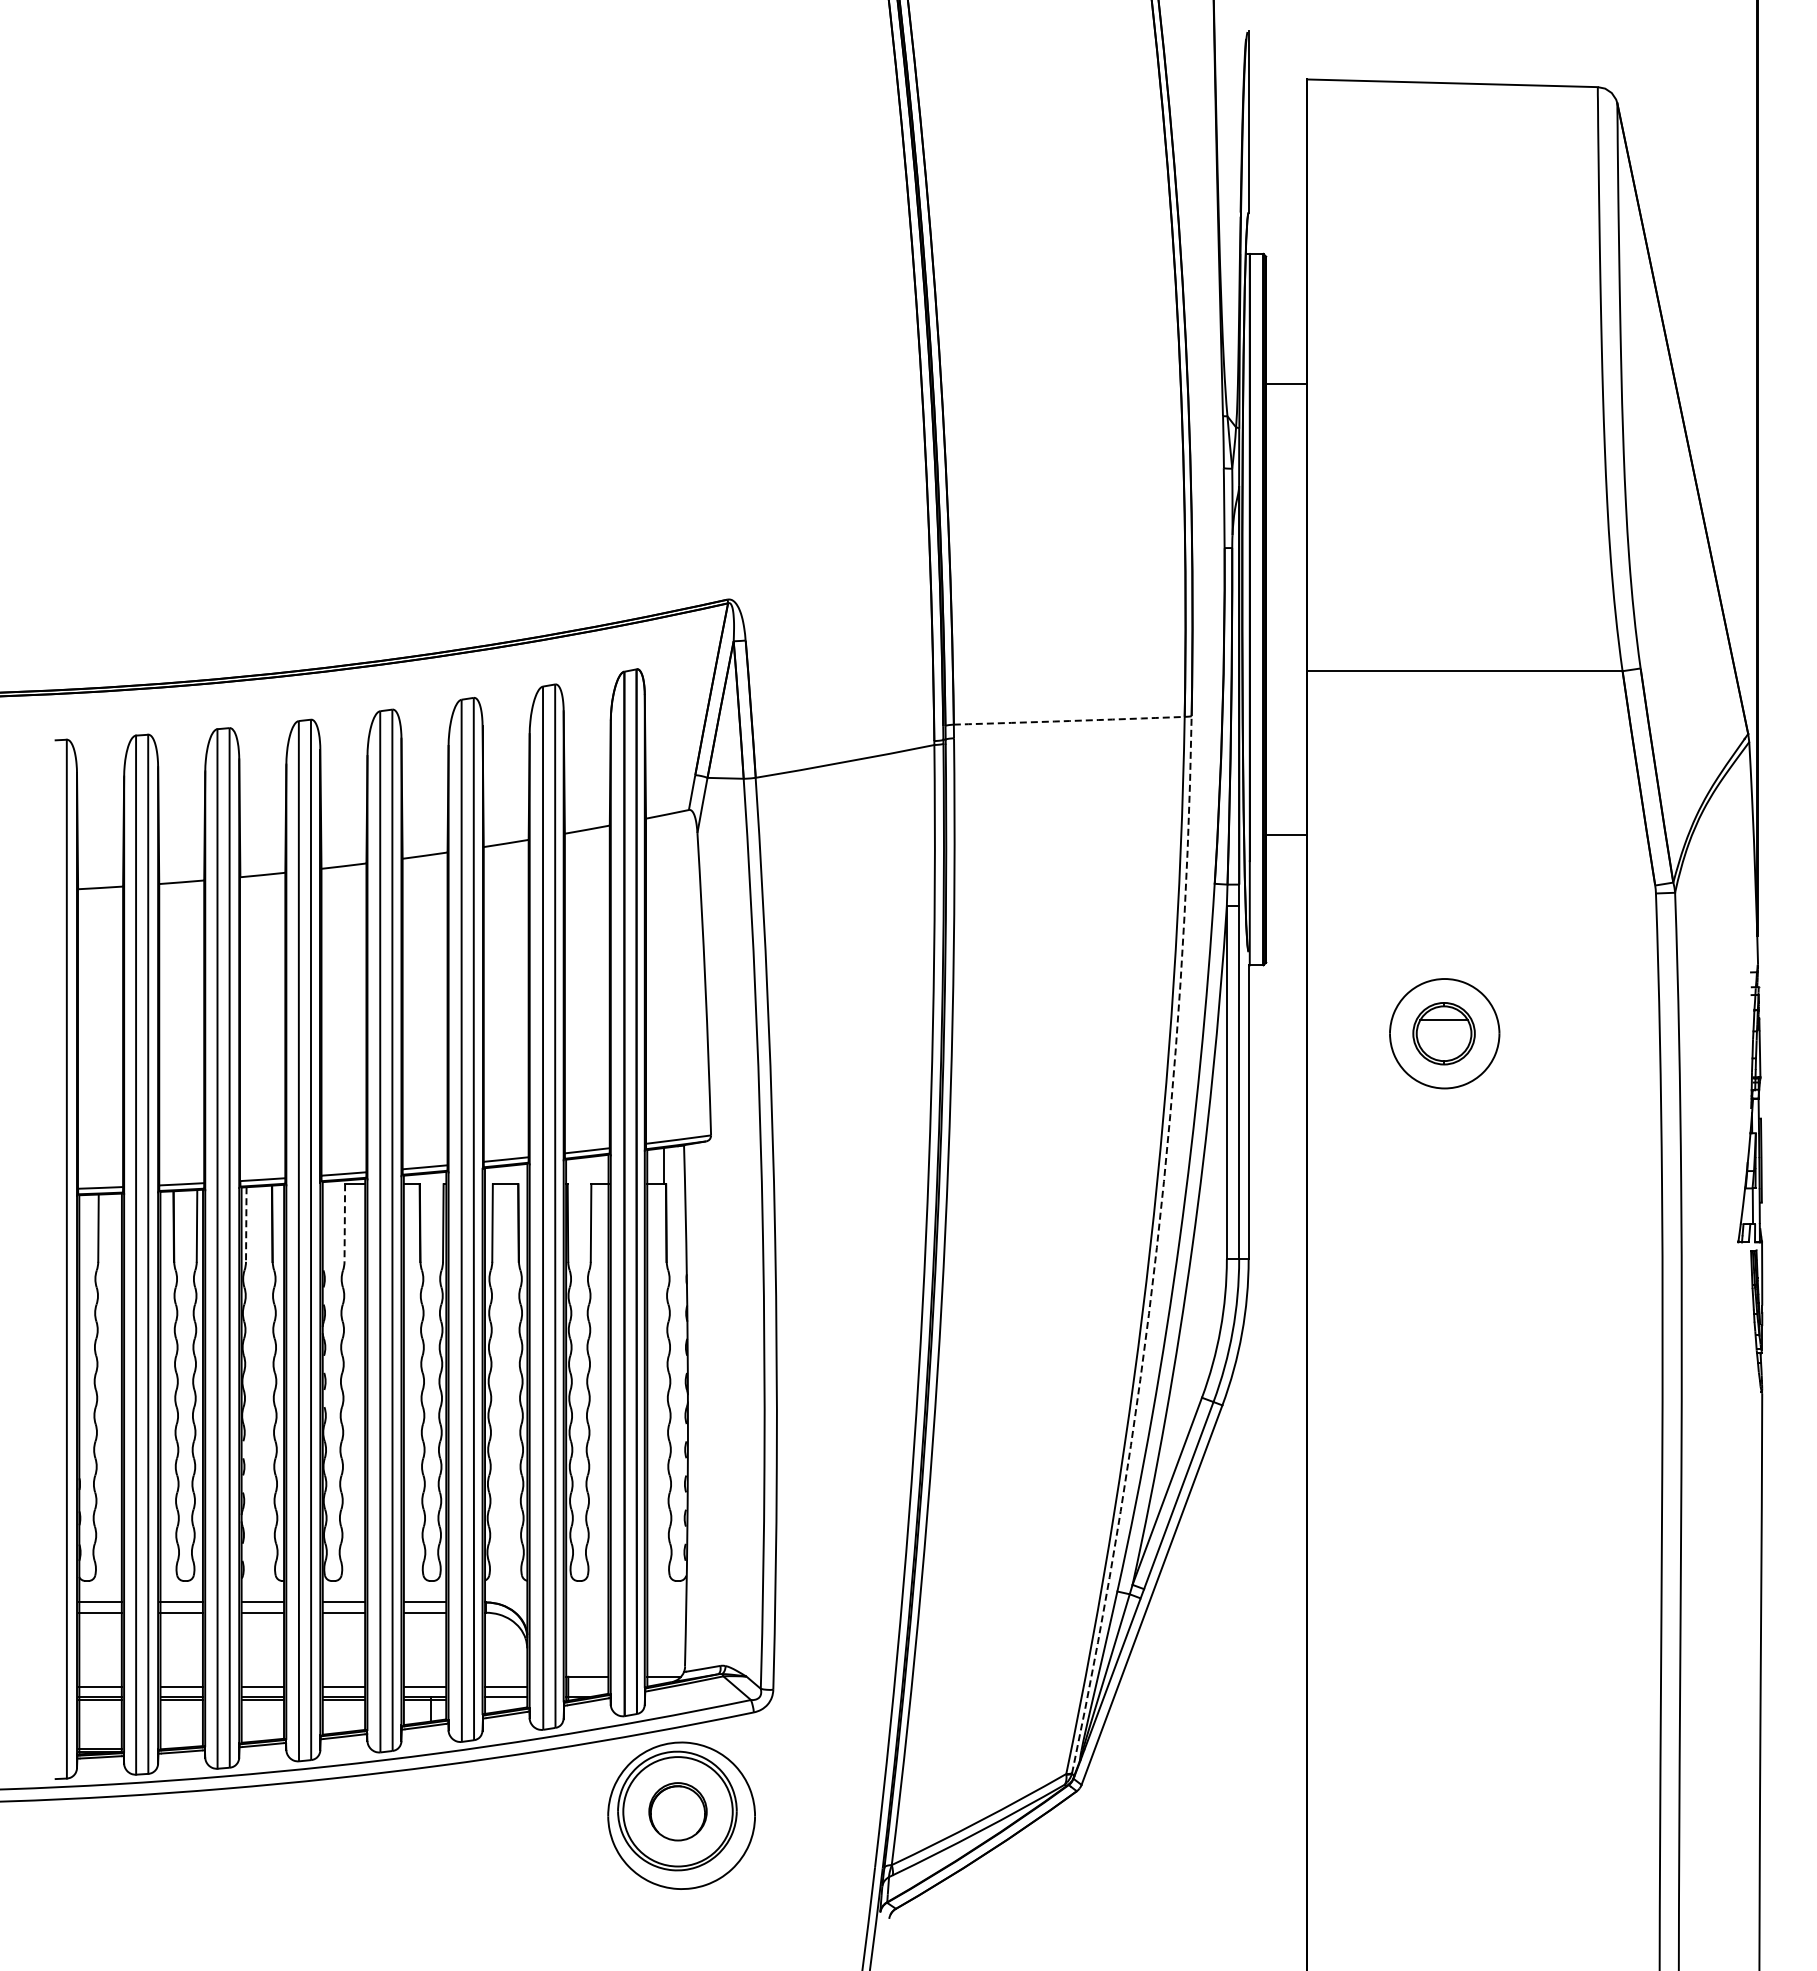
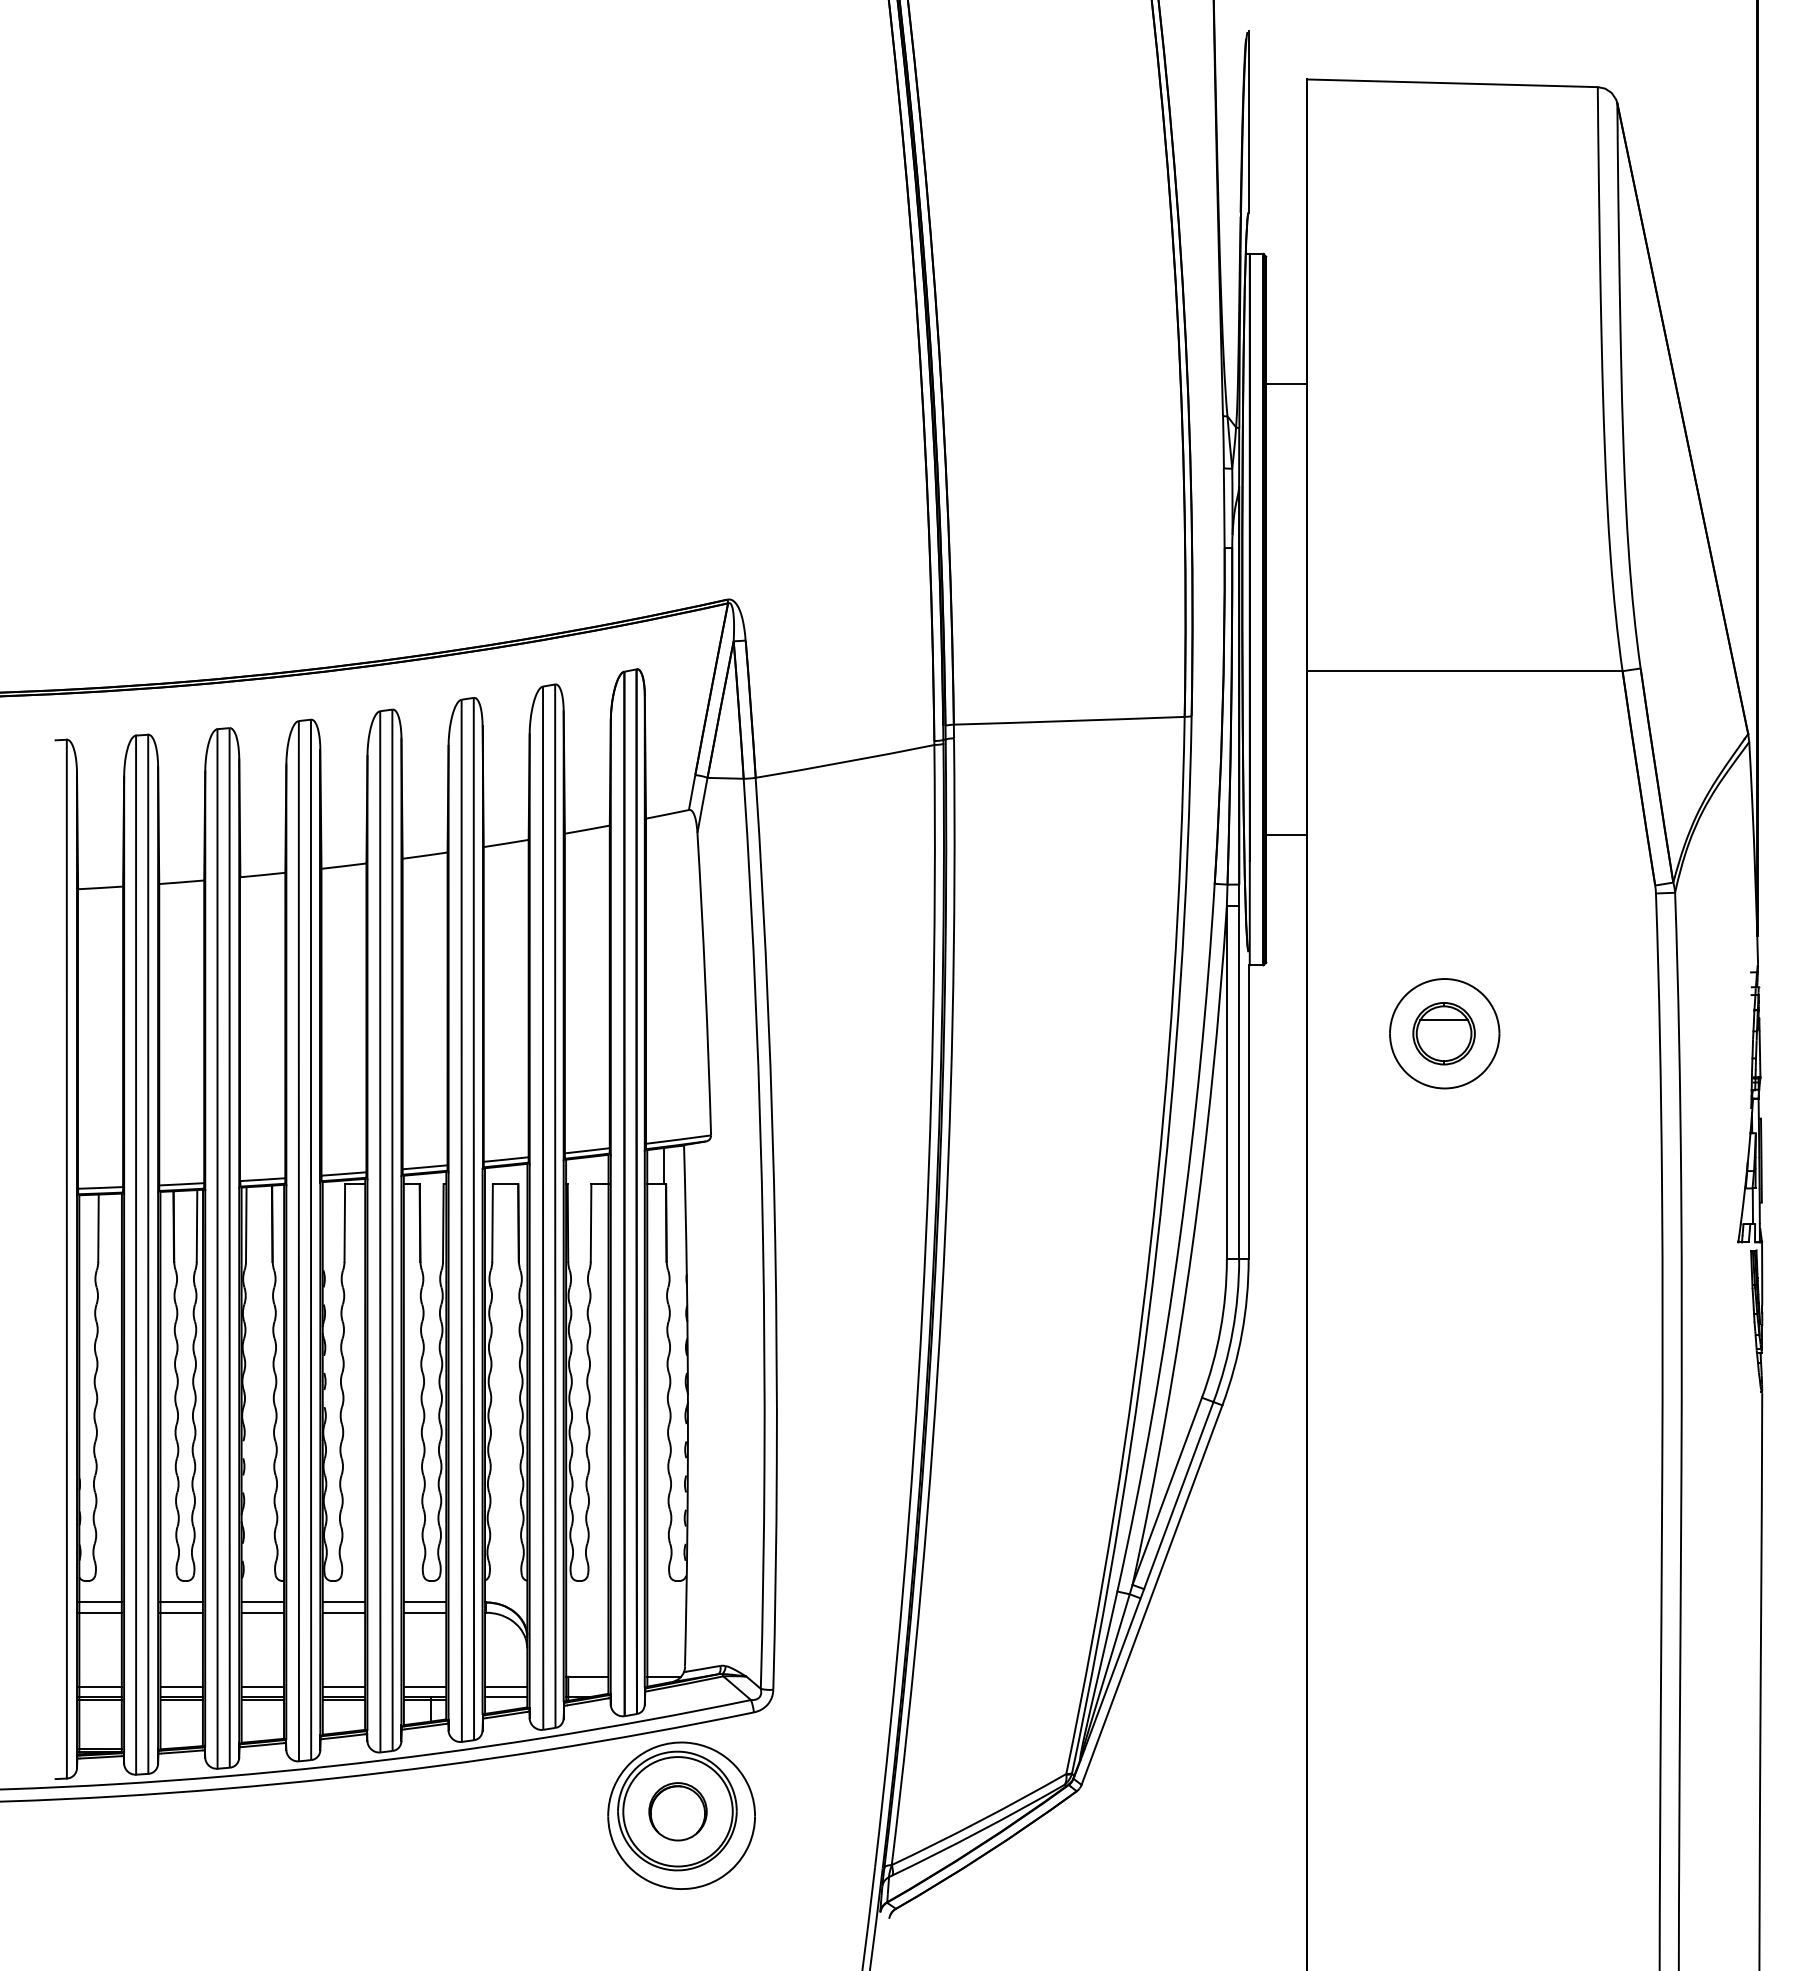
arc: dashed -> solid (1069, 721)
line: dashed -> solid (344, 1223)
line: dashed -> solid (246, 1225)
arc: dashed -> solid (1156, 1247)
